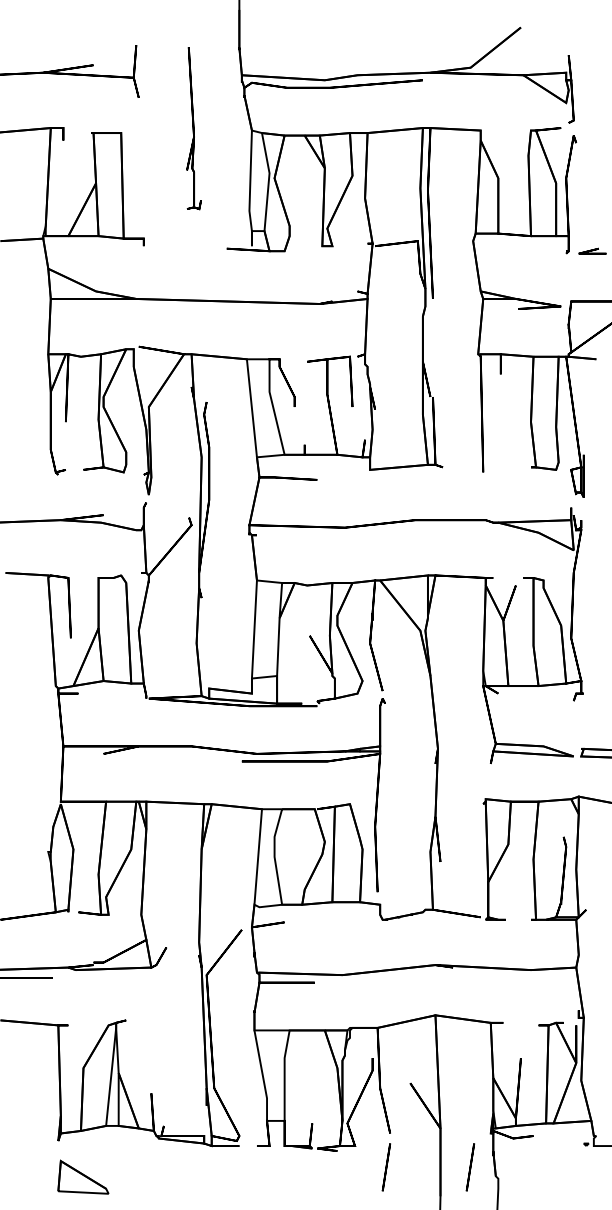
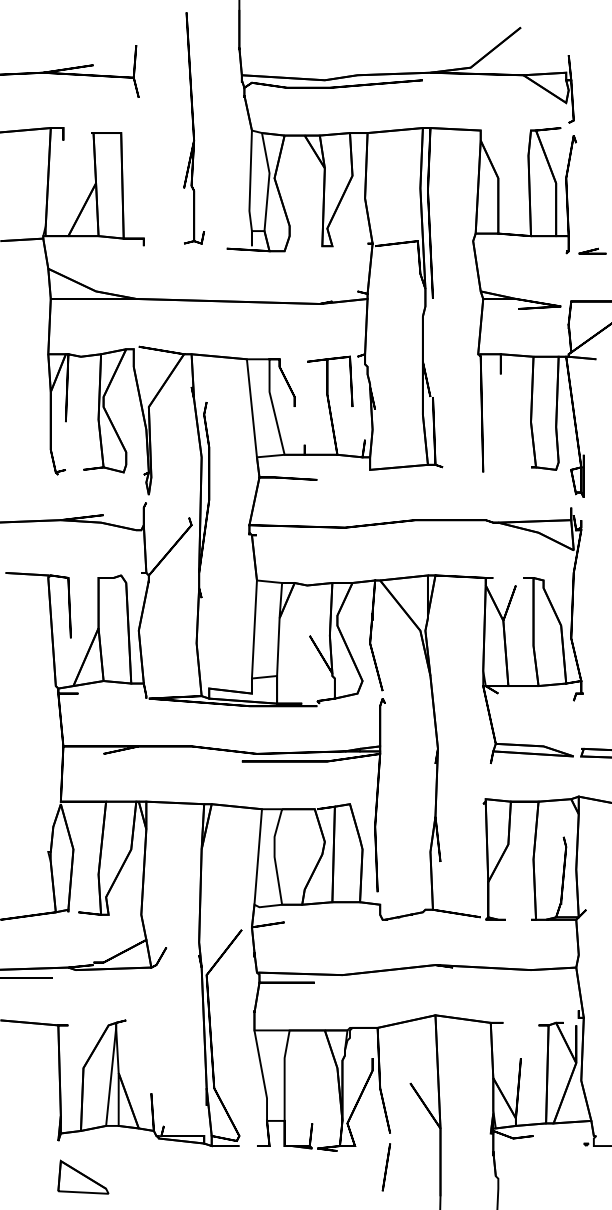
part size: 16x164 px -> 22x233 px (193, 128)
line: present -> none (469, 1167)
